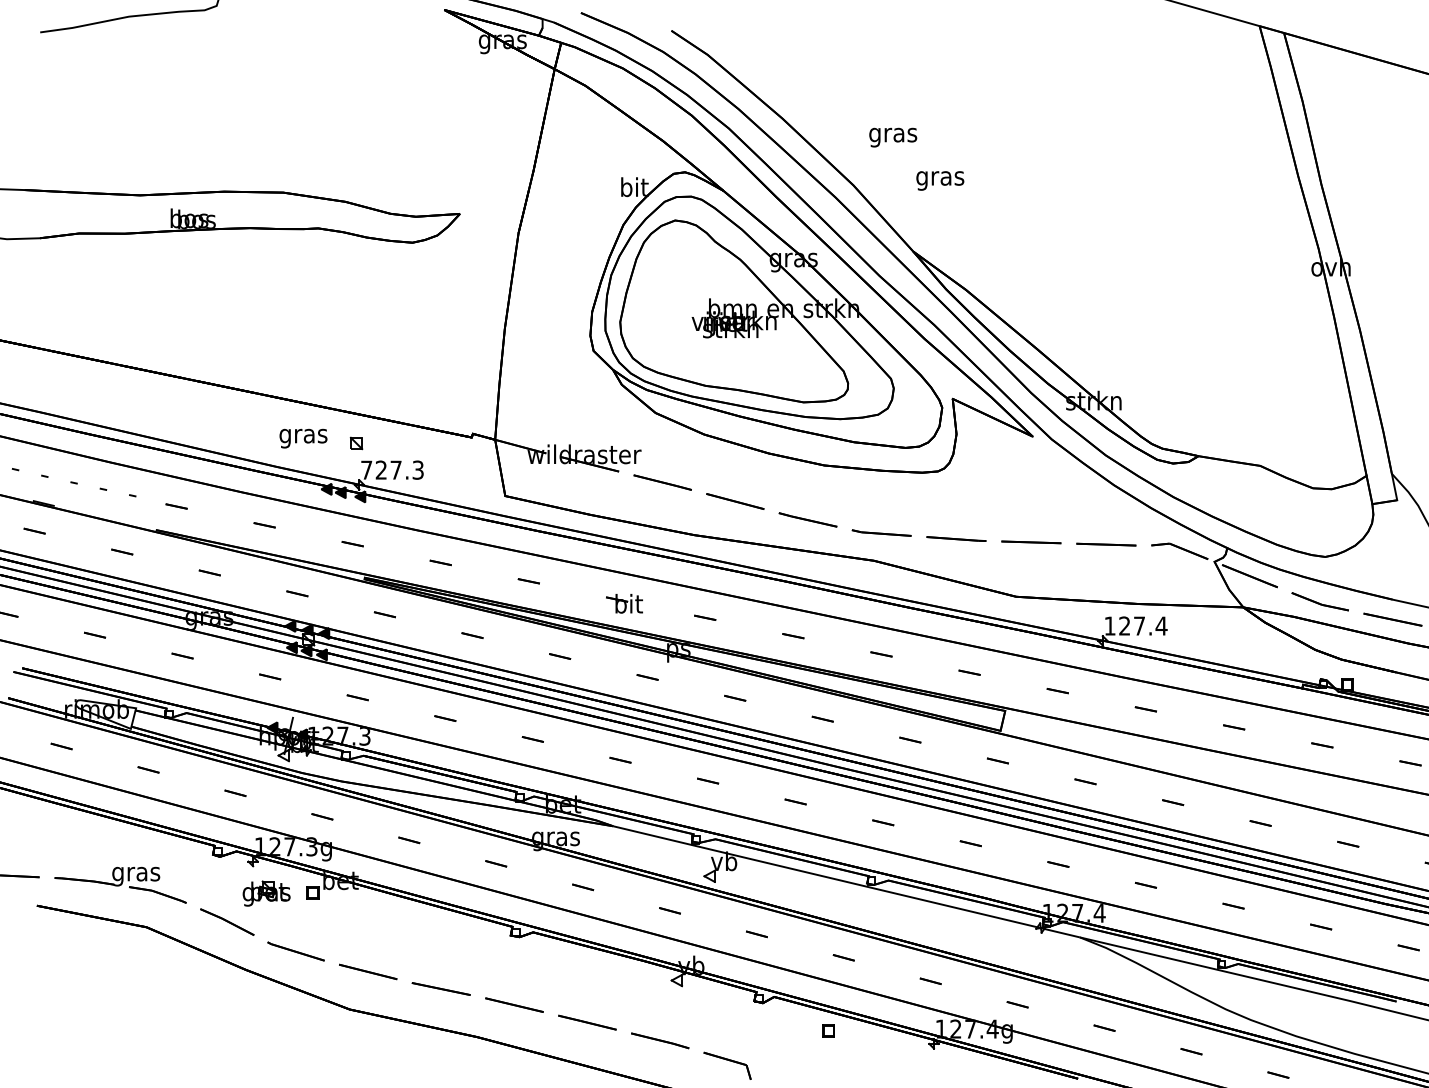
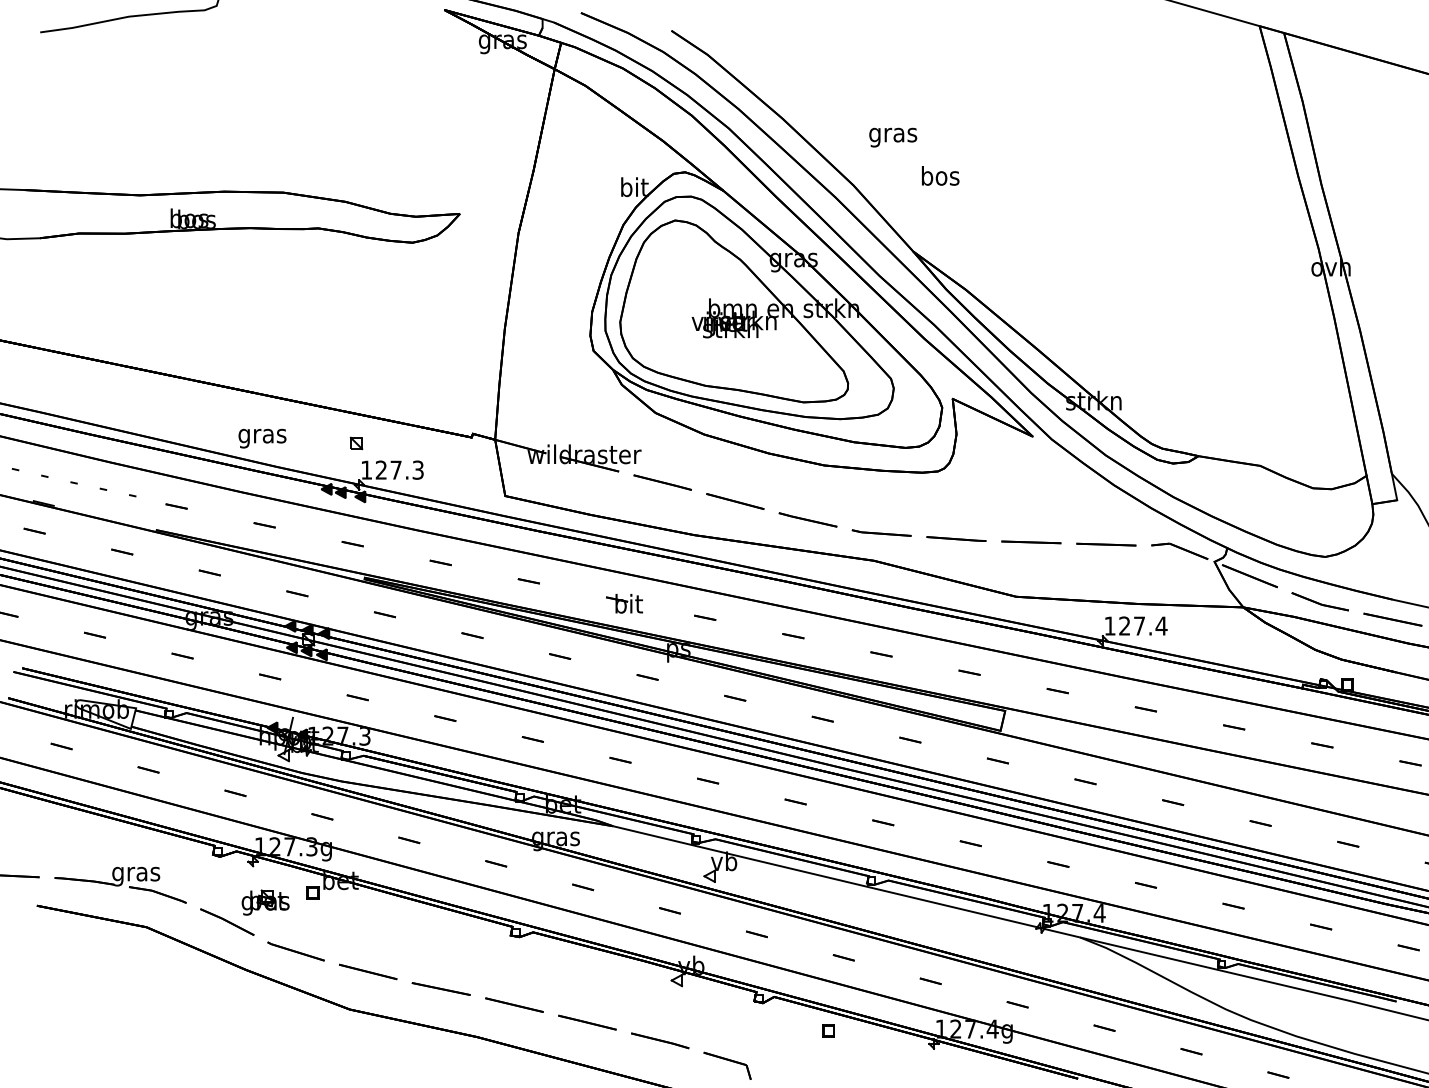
text: gras -> bos (940, 178)
text position: (303, 438) -> (262, 438) (262, 438)
text: 727.3 -> 127.3 (366, 469)
part position: (266, 893) -> (265, 902) (265, 902)
